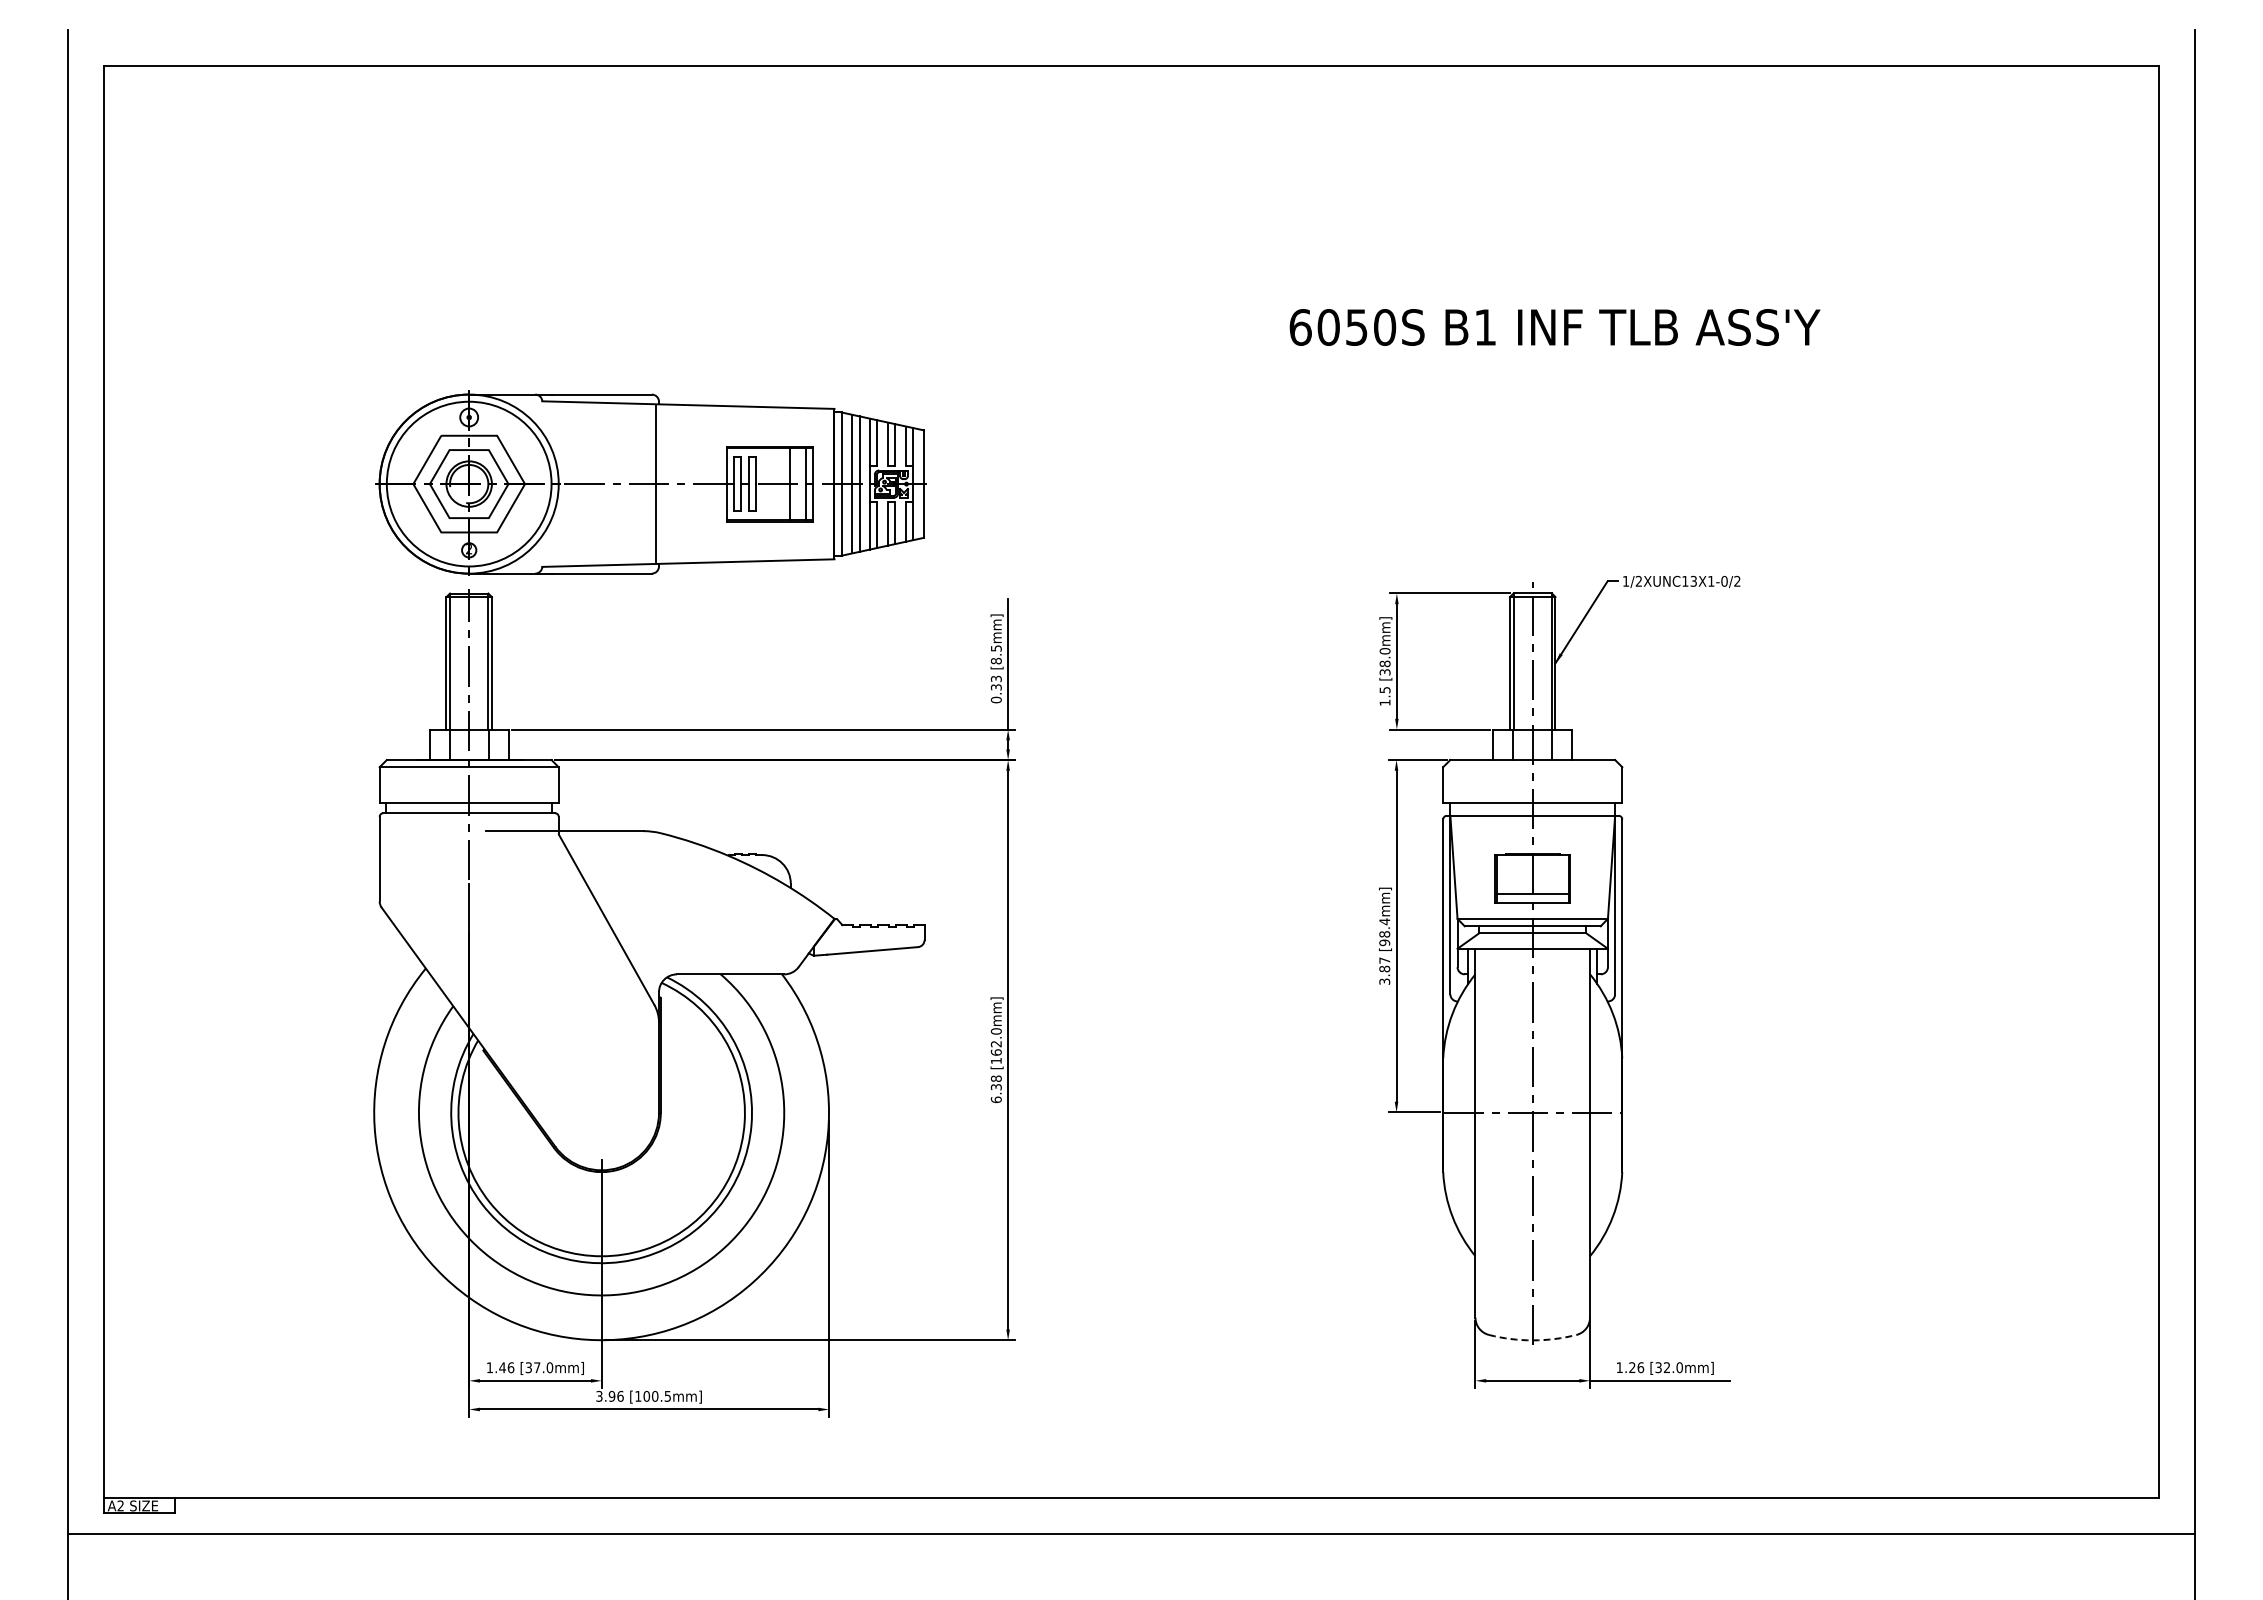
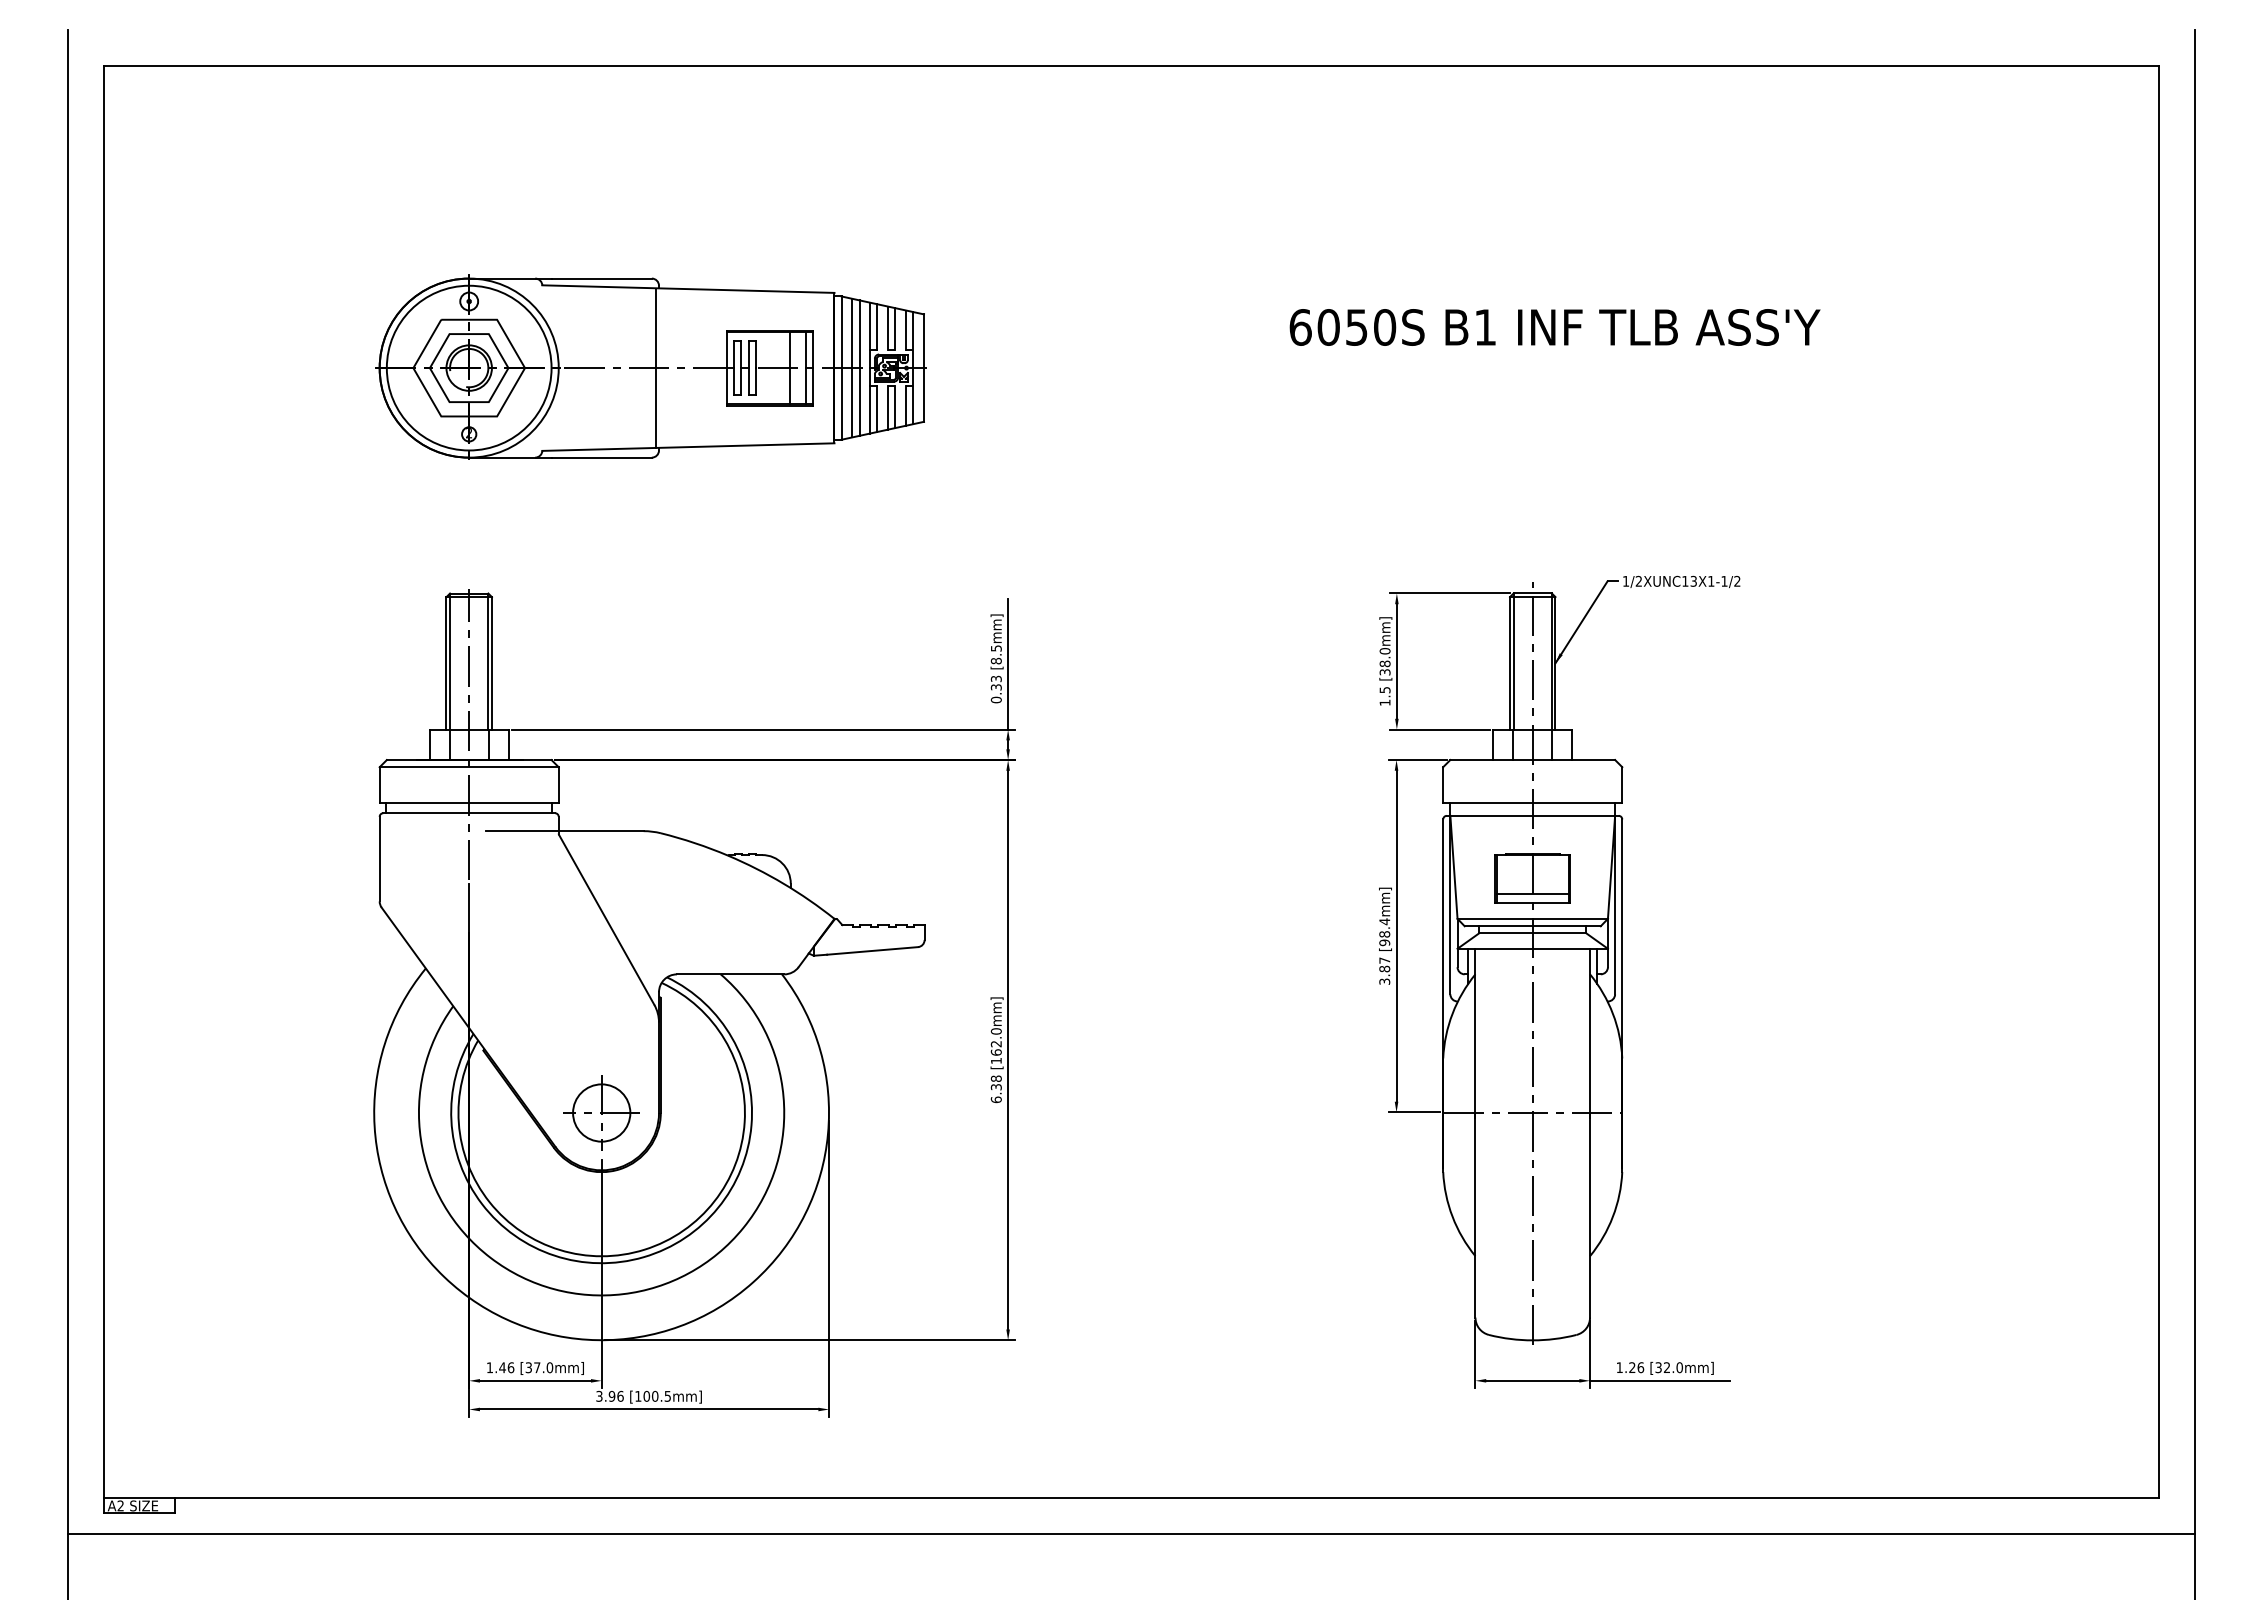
part position: (650, 482) -> (650, 366) (650, 366)
text: 1/2XUNC13X1-0/2 -> 1/2XUNC13X1-1/2 (1724, 580)
part: none -> present (601, 1112)
arc: dashed -> solid (1532, 1340)
